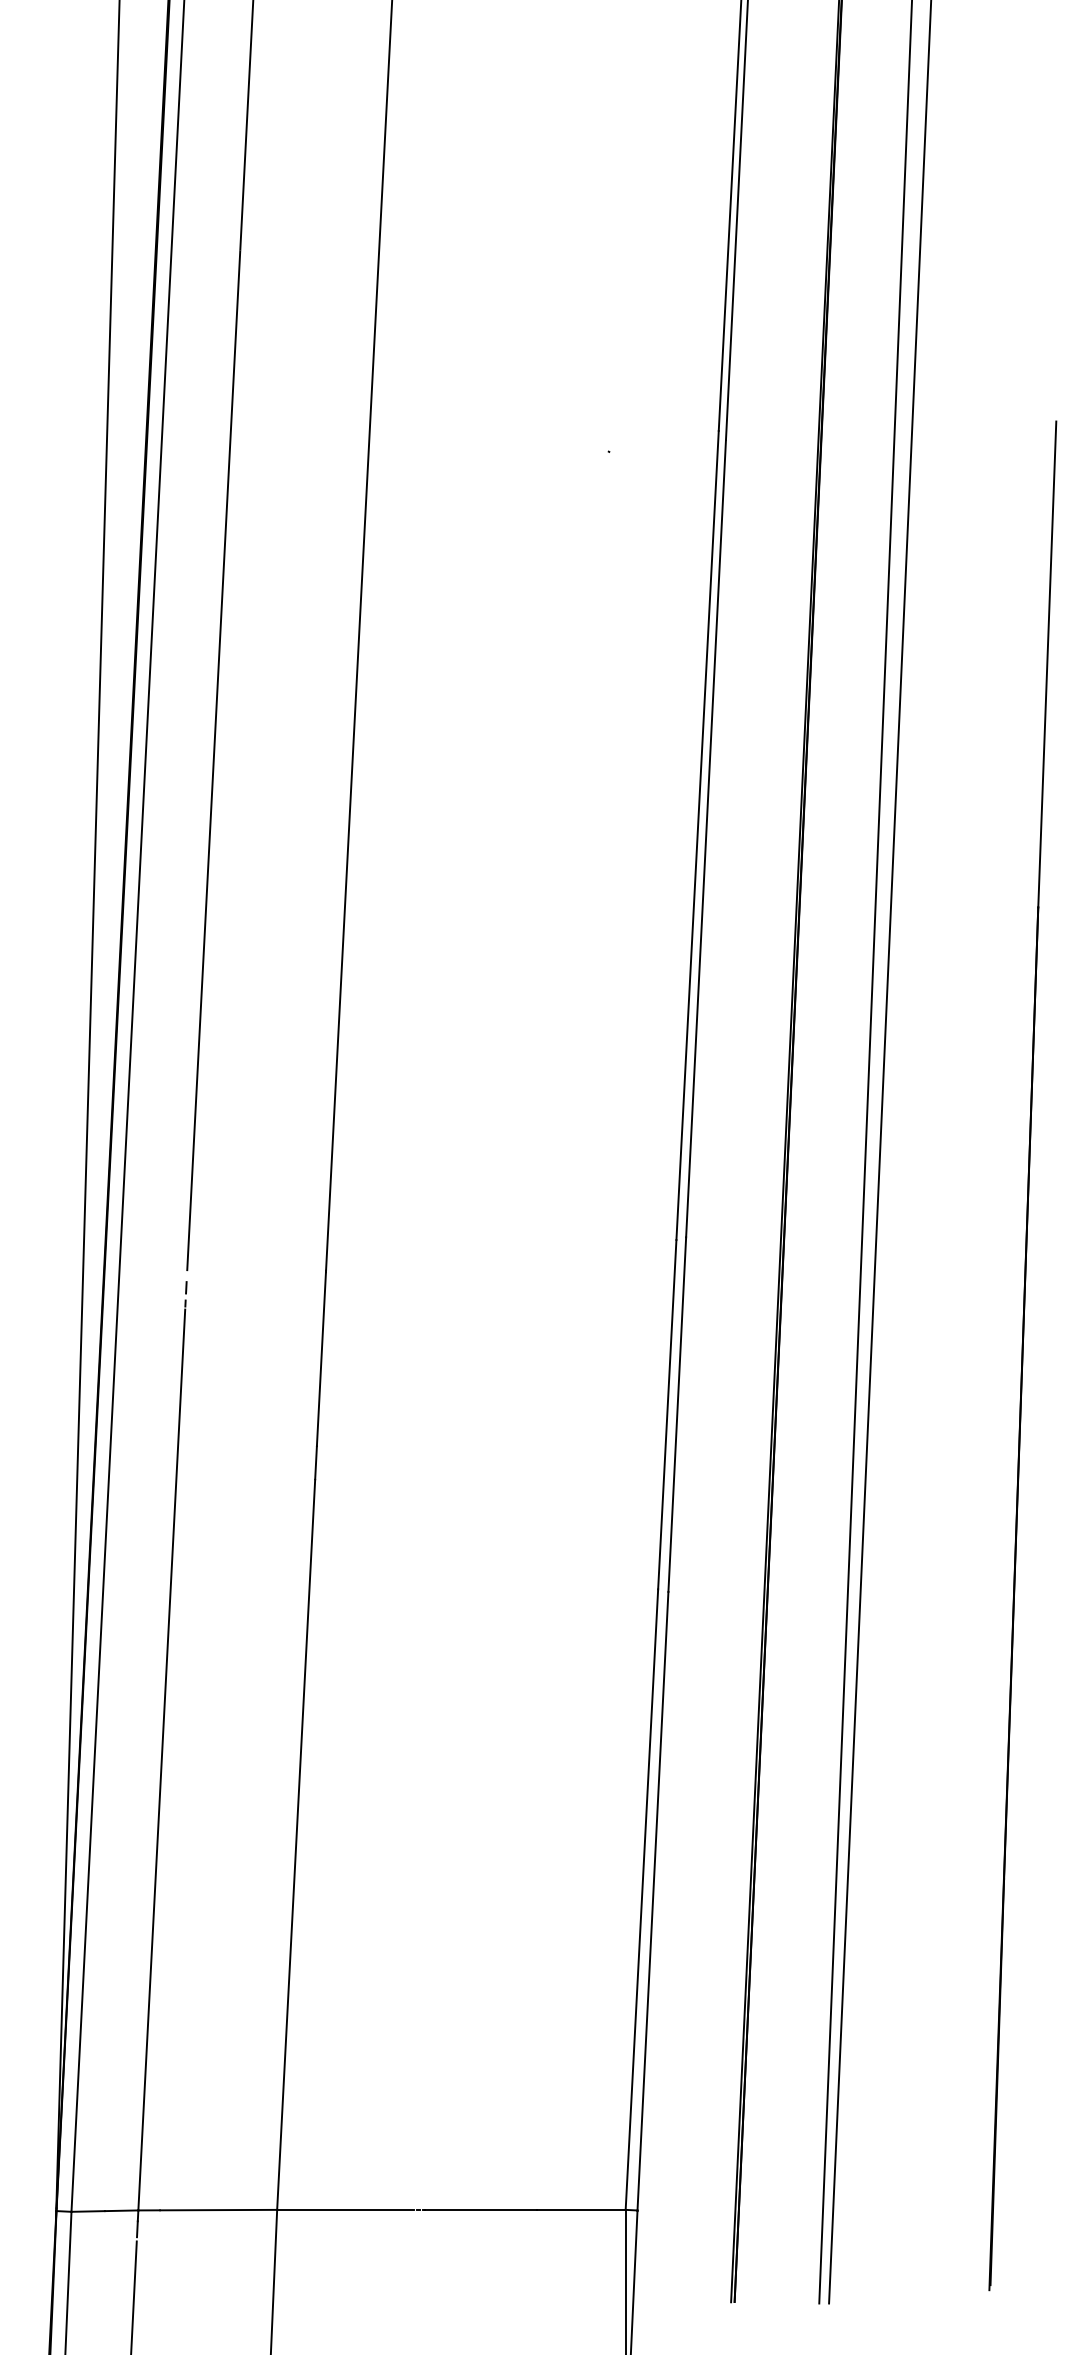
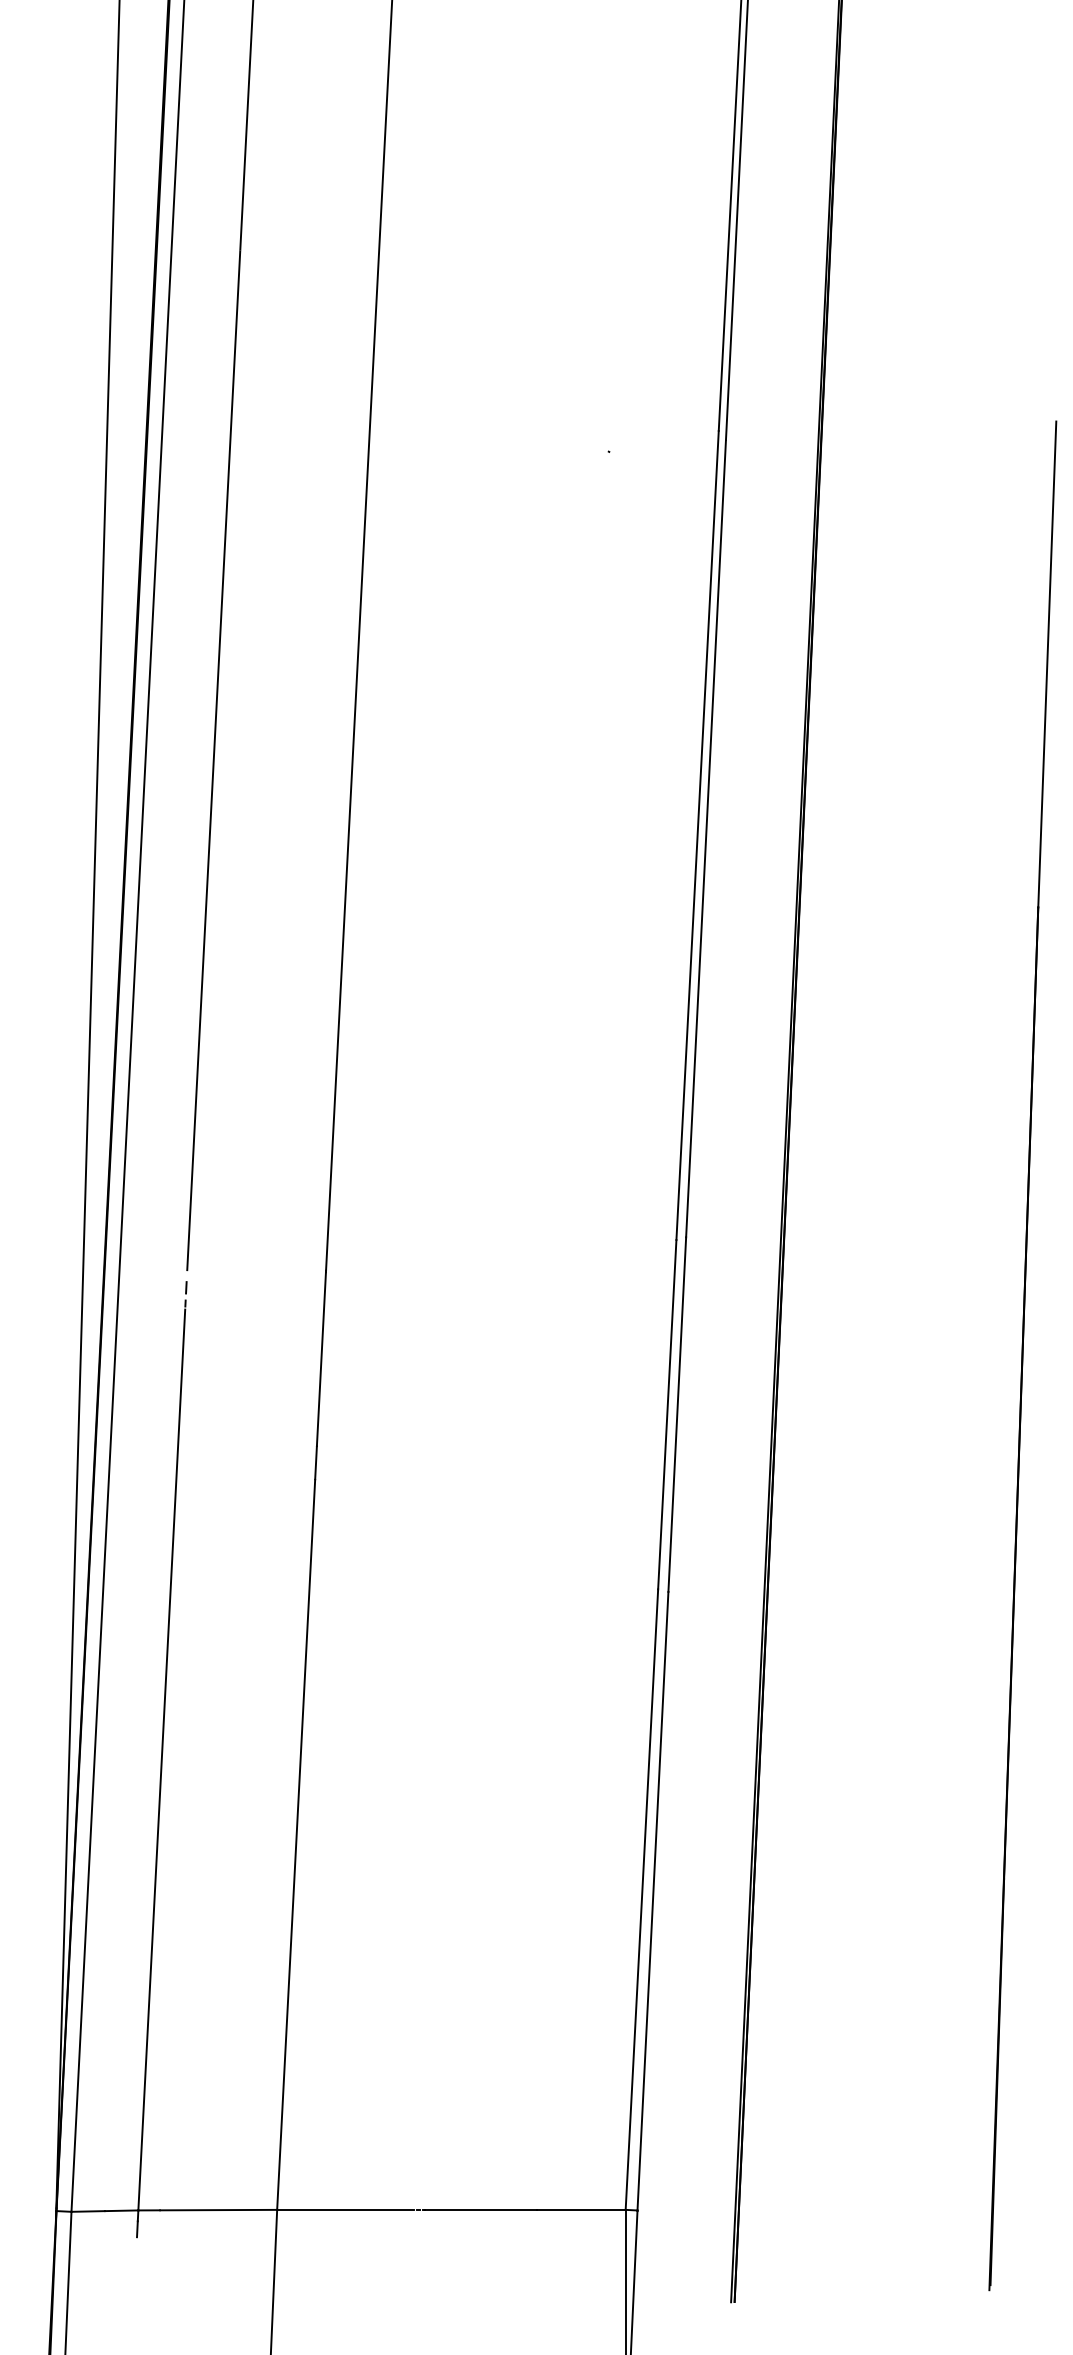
line: present -> none (865, 1152)
line: present -> none (880, 1152)
line: present -> none (133, 2296)
